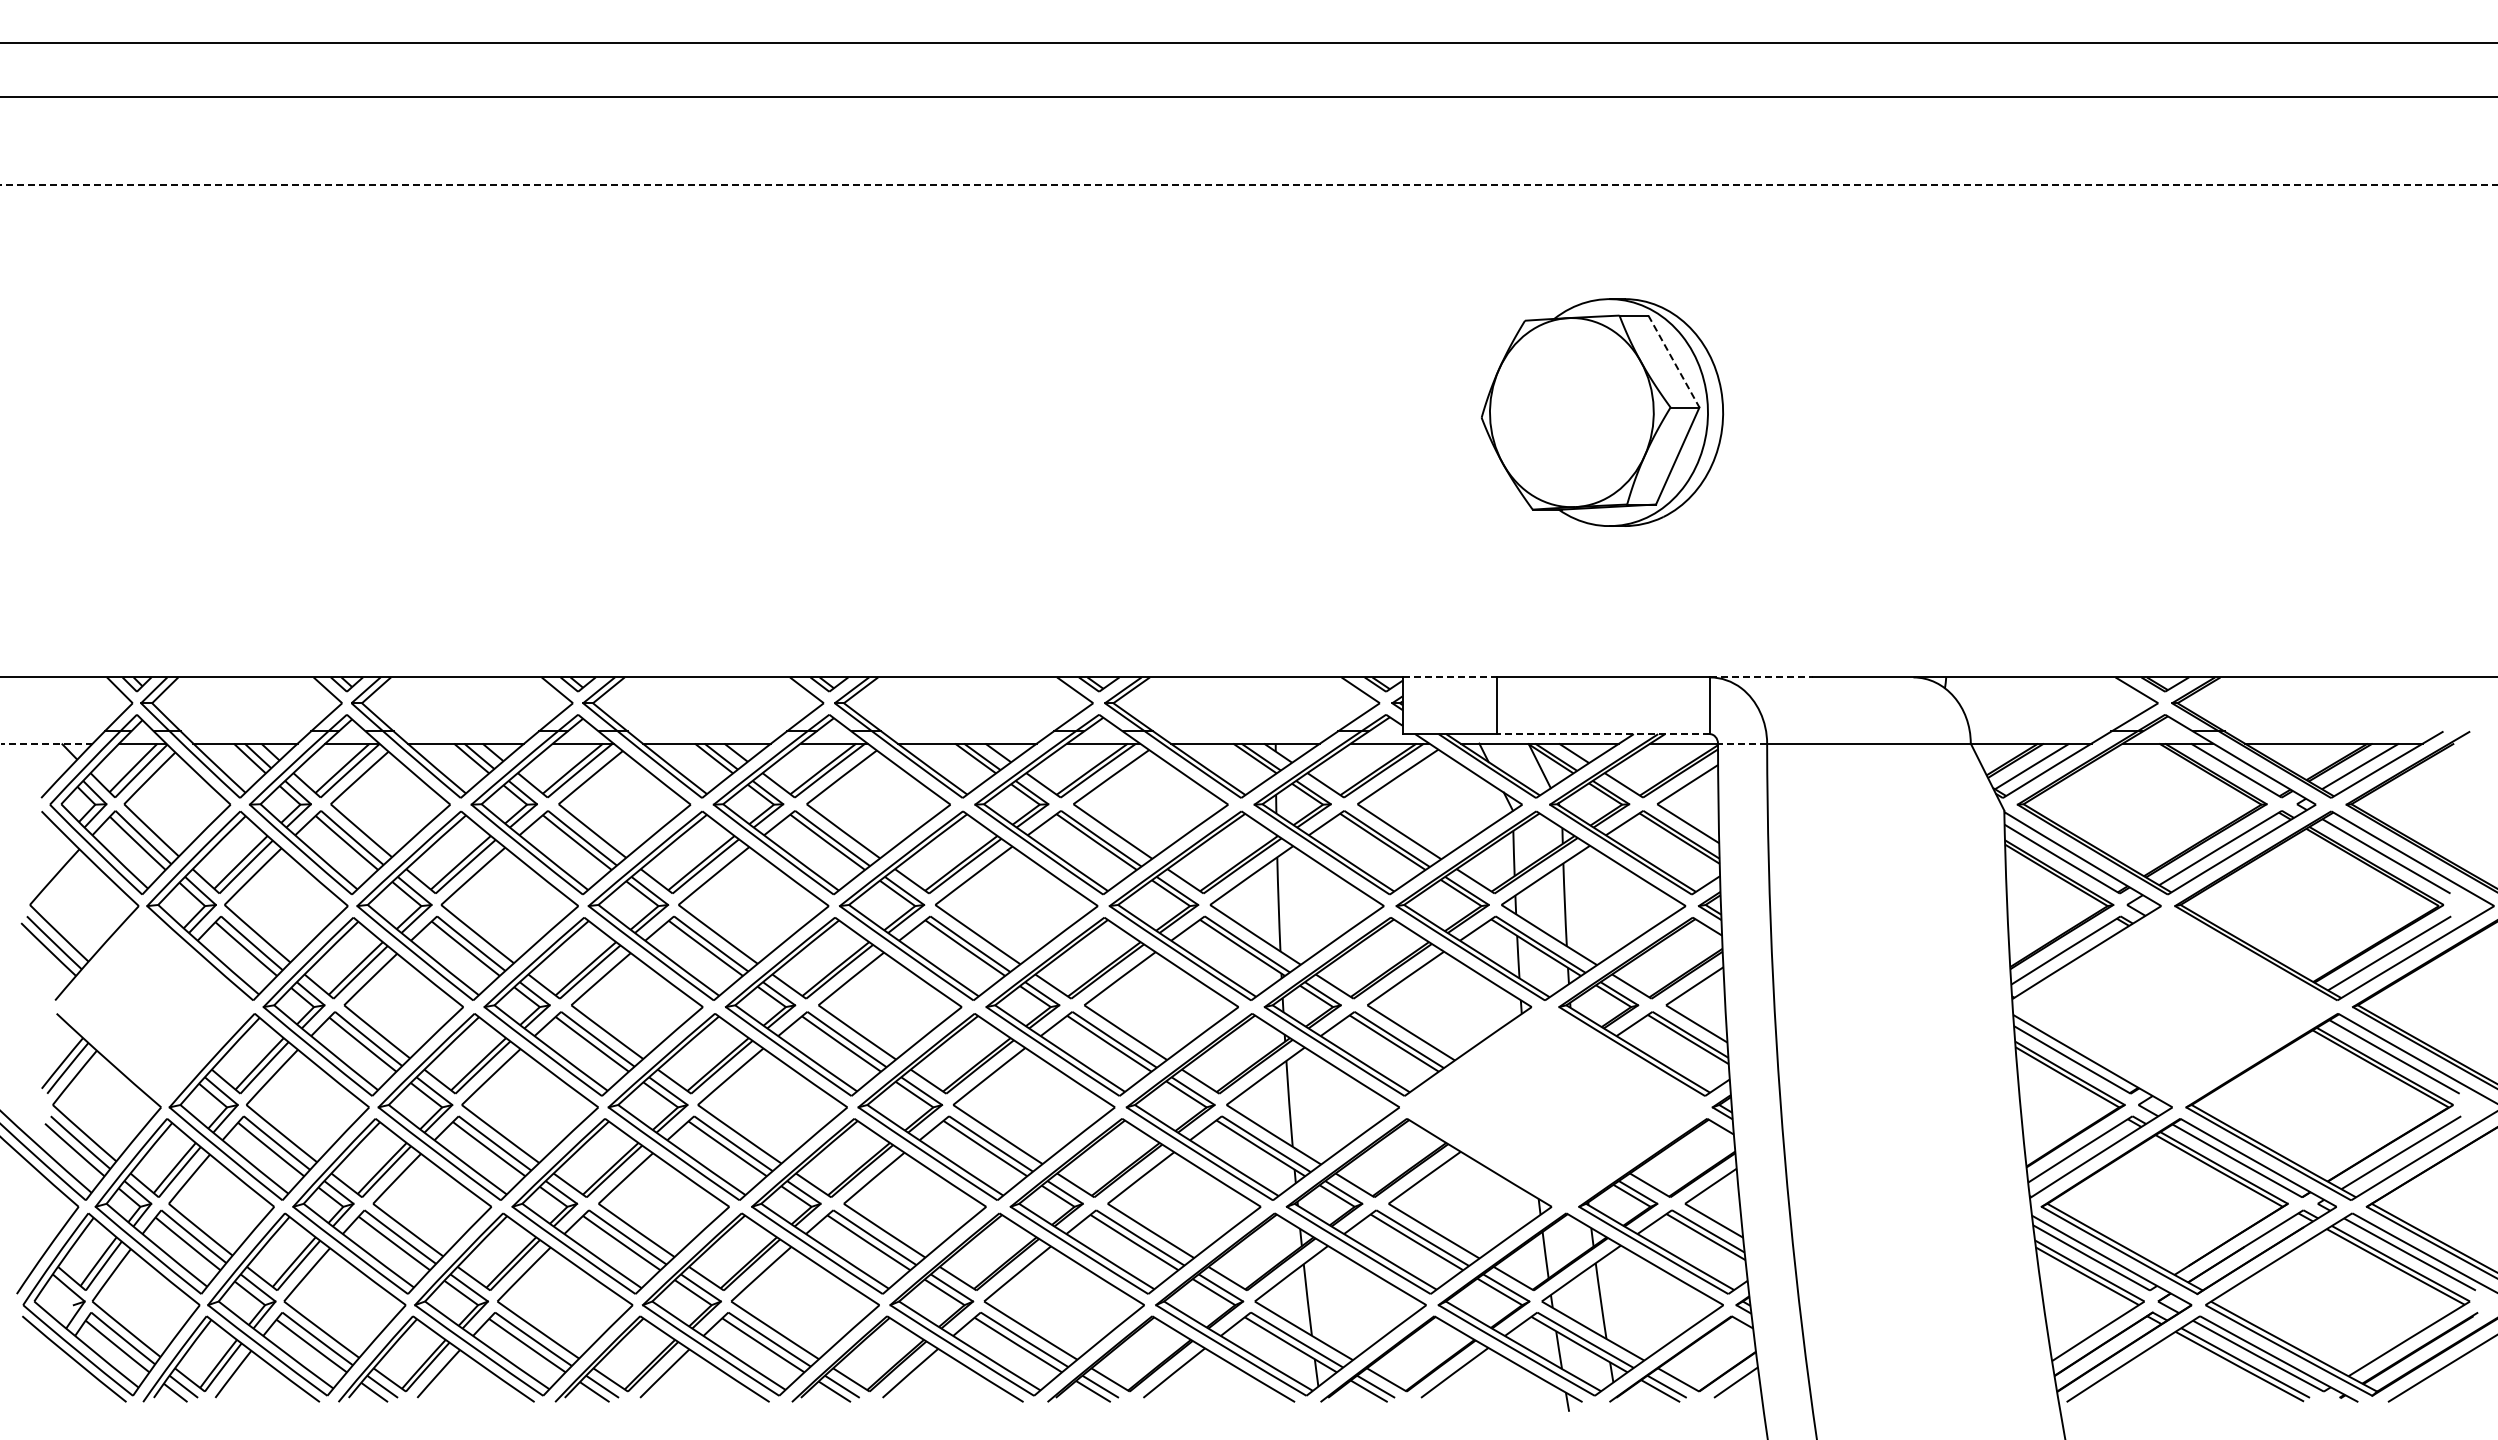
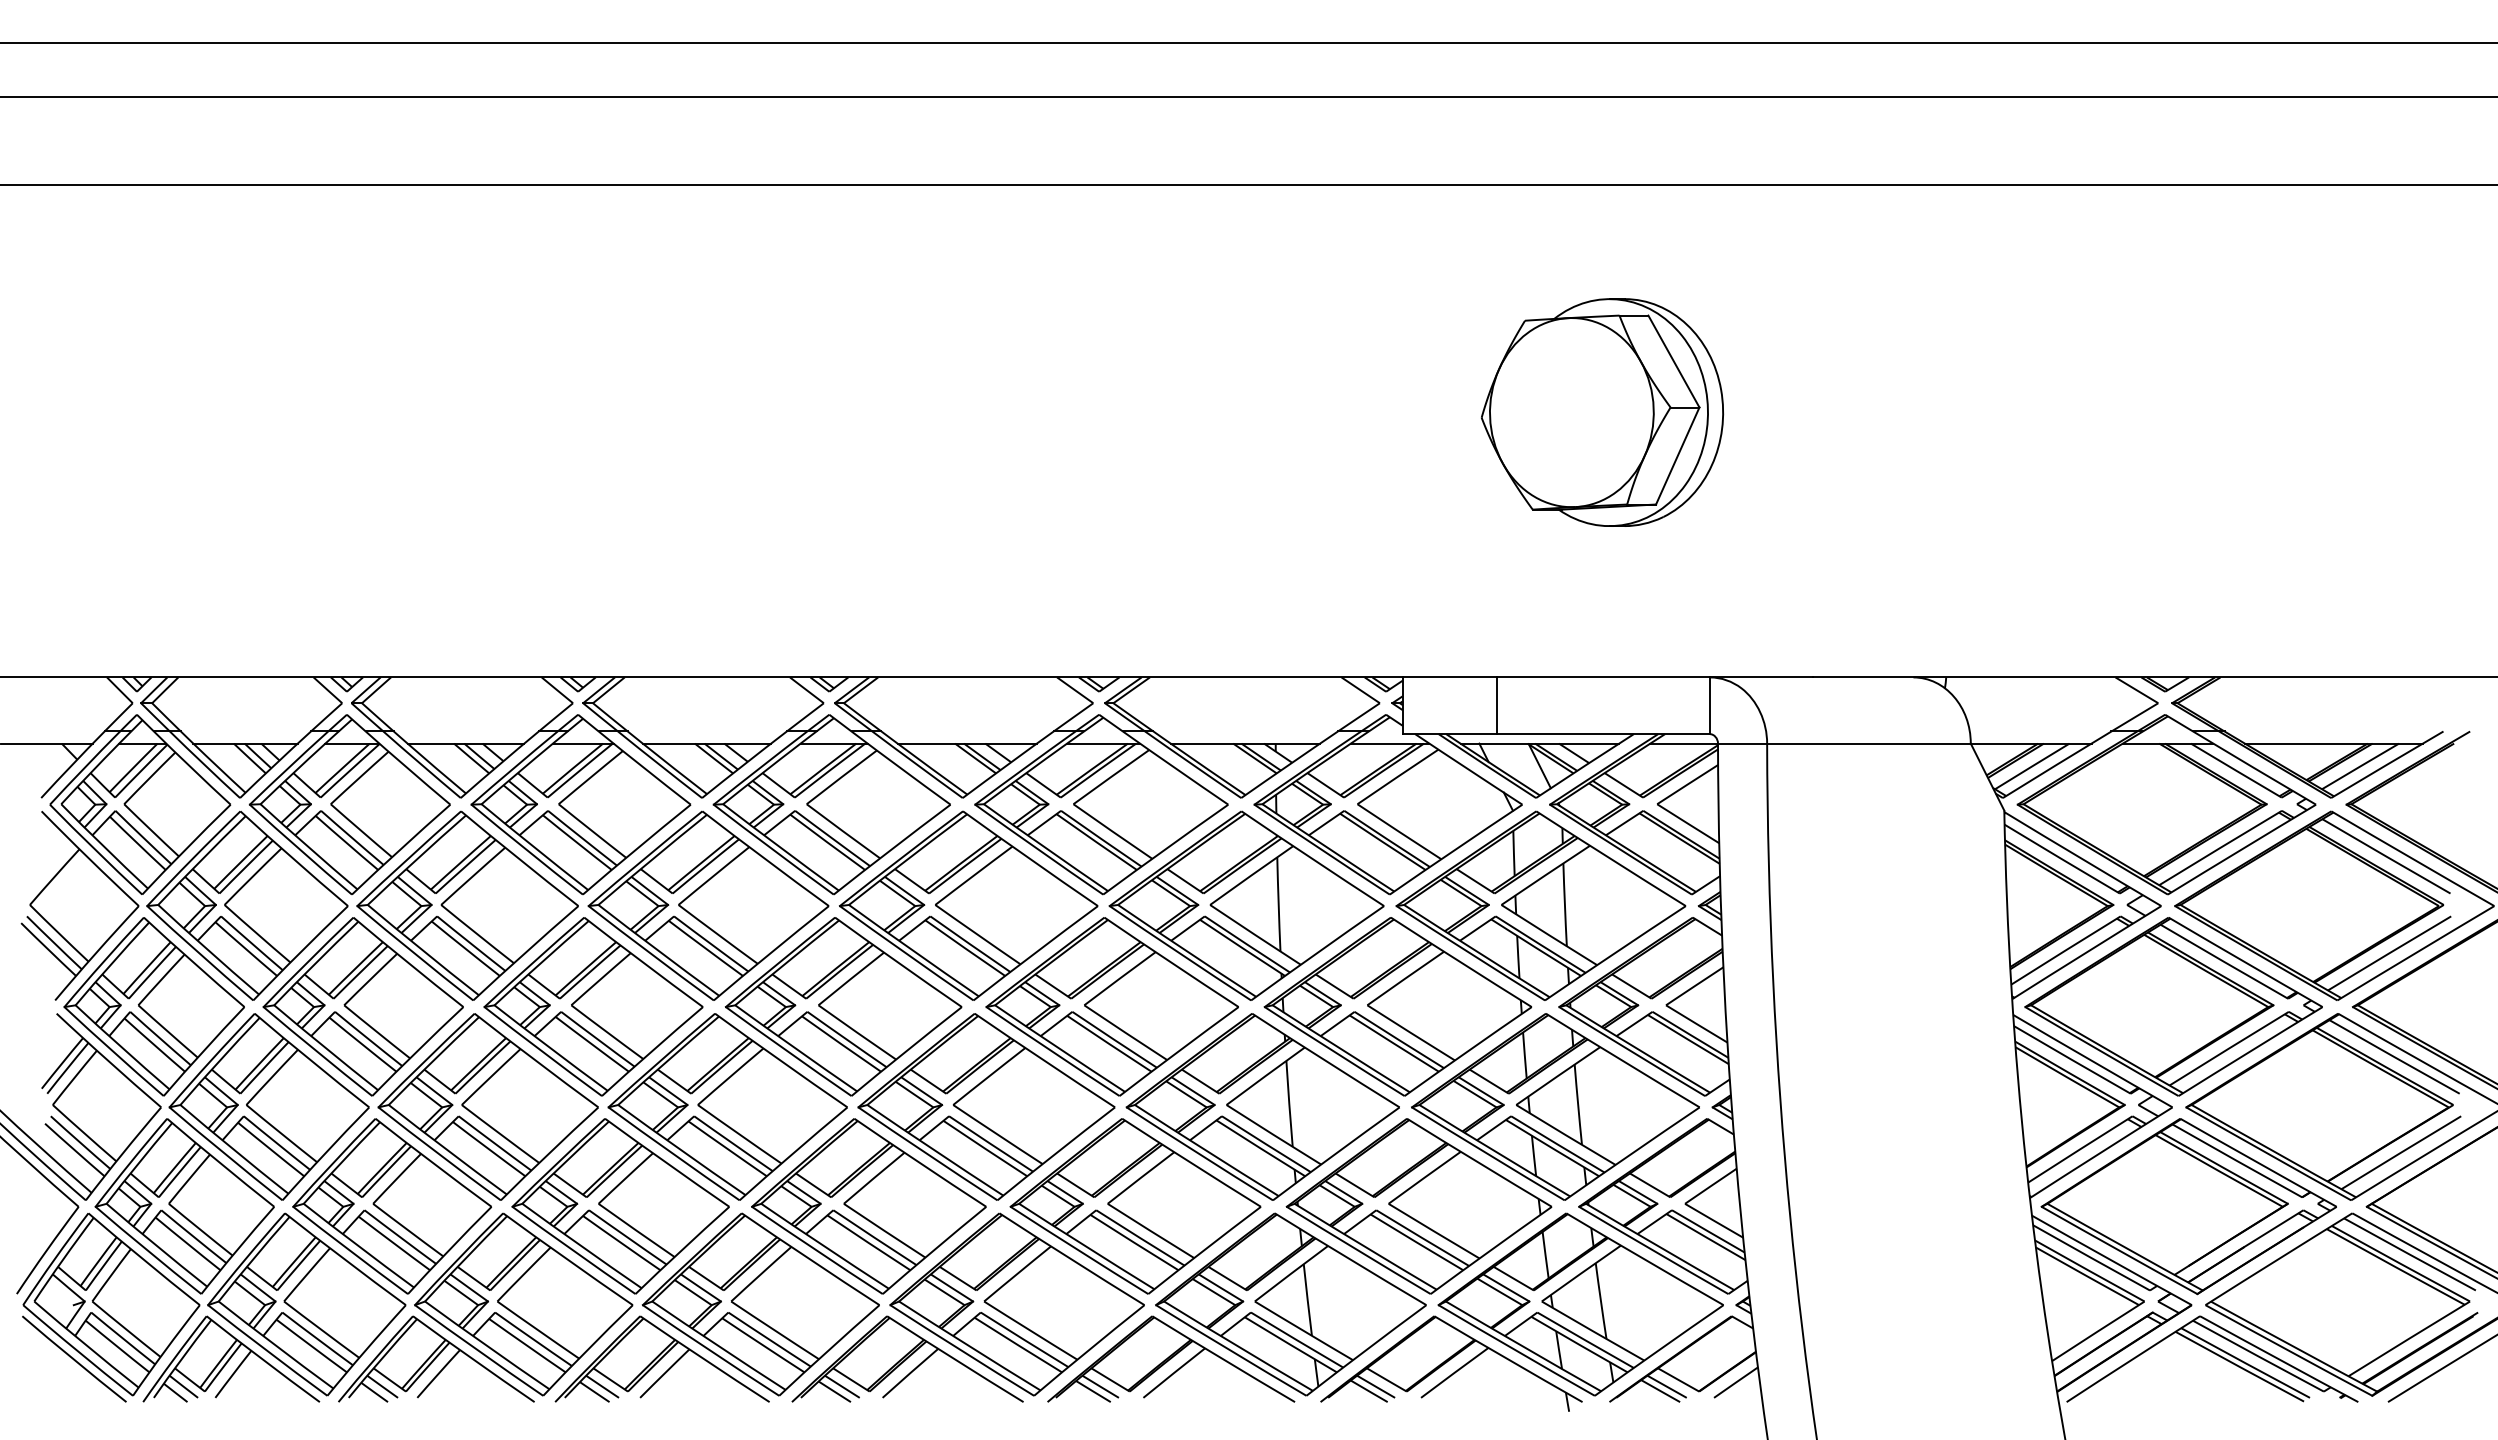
line: dashed -> solid (1248, 185)
line: dashed -> solid (1673, 361)
line: dashed -> solid (1450, 677)
line: dashed -> solid (1761, 677)
line: dashed -> solid (1603, 734)
line: dashed -> solid (46, 743)
line: dashed -> solid (1742, 743)
part: none -> present (153, 1006)
part: none -> present (2173, 1006)
part: none -> present (1555, 1106)
